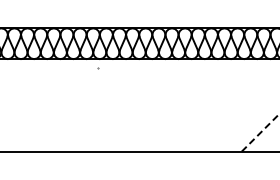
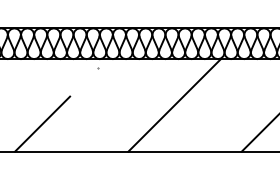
line: none -> present (174, 105)
line: none -> present (42, 123)
line: dashed -> solid (260, 132)
